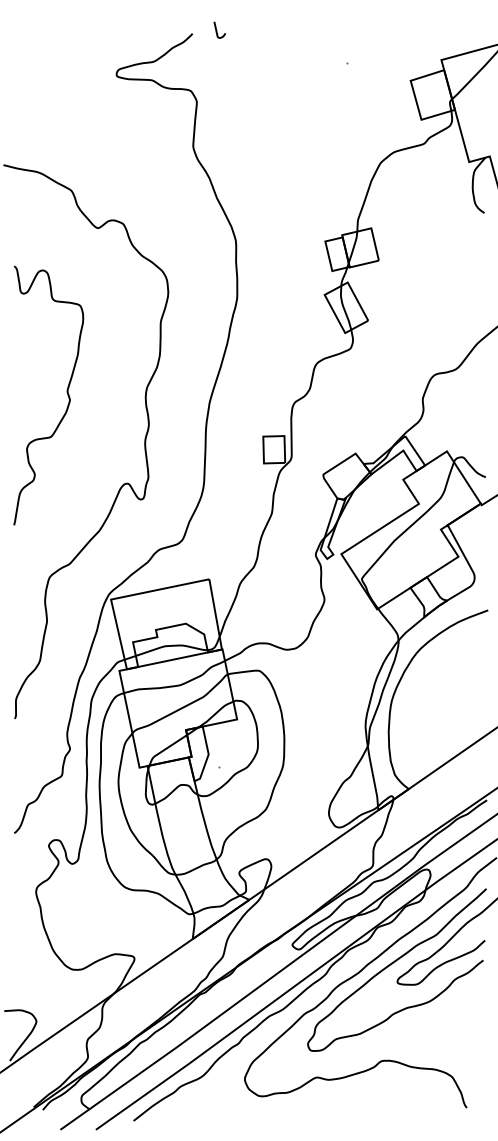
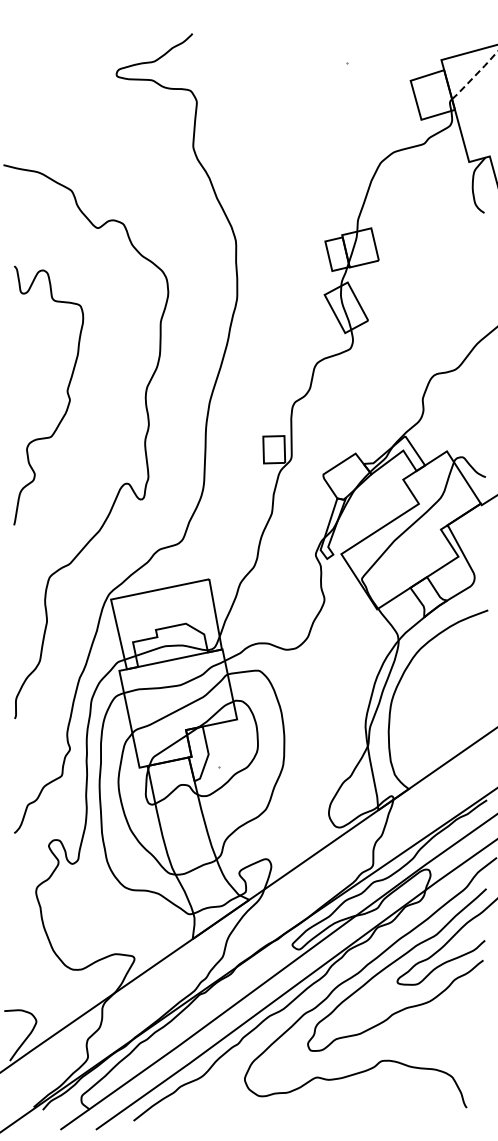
curve: present -> none (217, 30)
line: solid -> dashed (475, 75)
